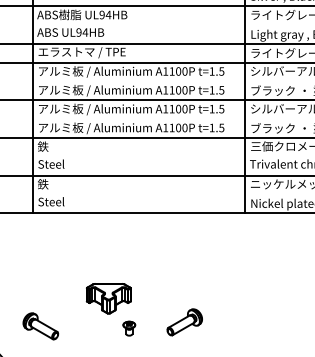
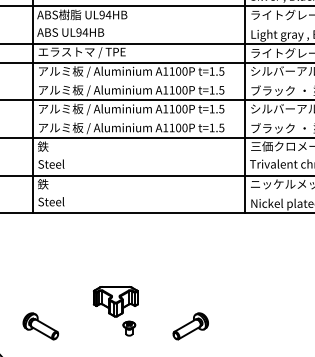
part position: (108, 298) -> (115, 301) (115, 301)
part position: (184, 322) -> (190, 326) (190, 326)
